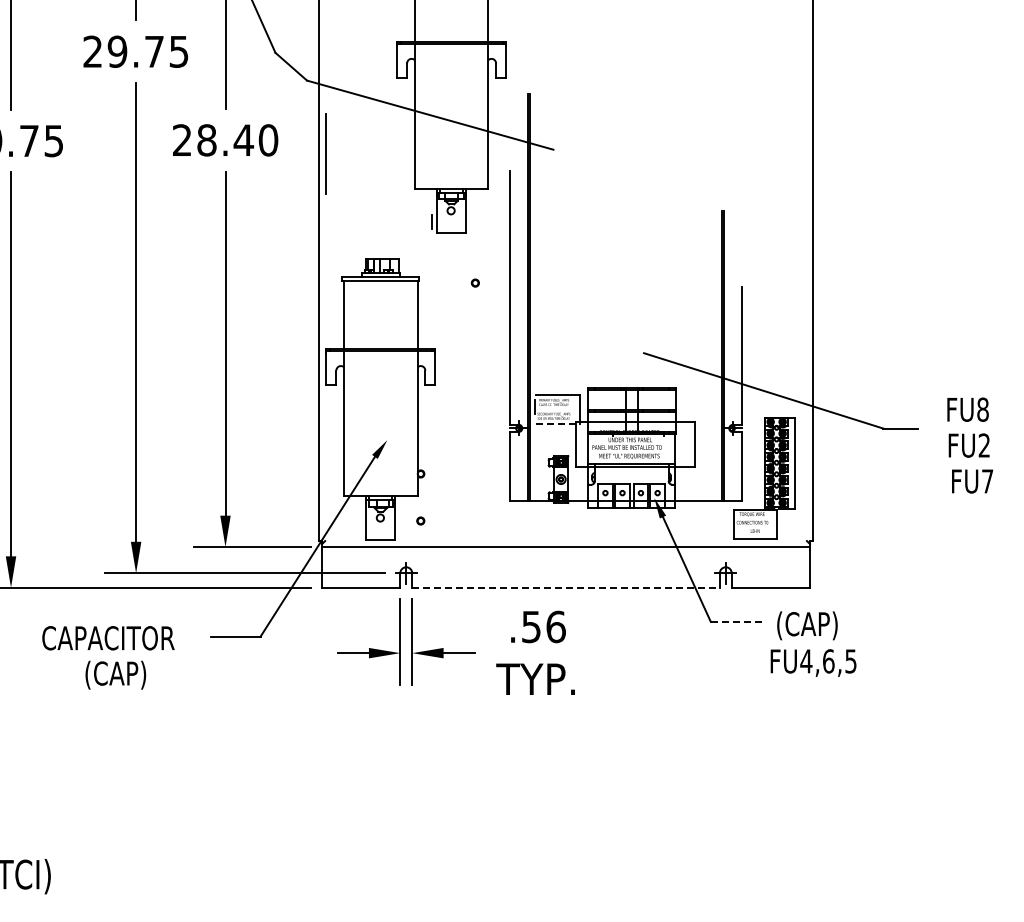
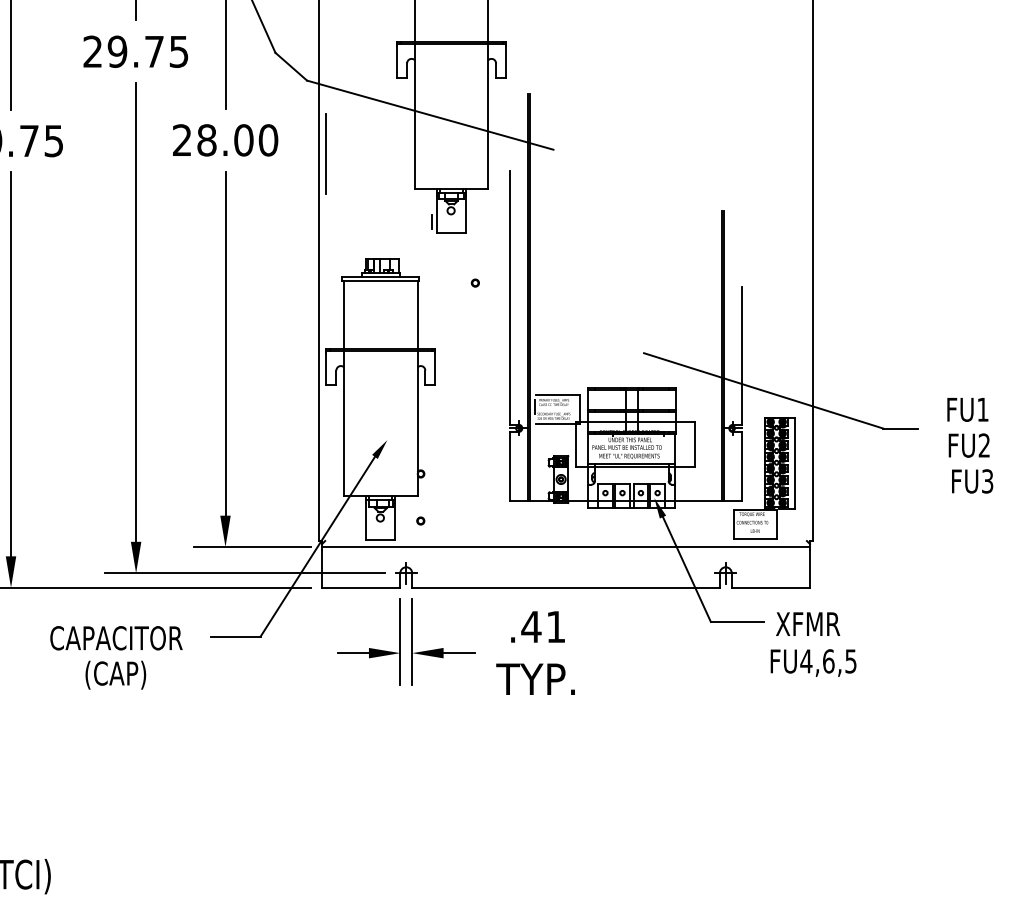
text: 28.40 -> 28.00 (243, 140)
text: FU8 -> FU1 (982, 409)
line: dashed -> solid (557, 424)
text: FU7 -> FU3 (987, 481)
line: dashed -> solid (566, 587)
line: dashed -> solid (737, 621)
text: (CAP) -> XFMR (808, 625)
text: .56 -> .41 (543, 626)
text position: (108, 638) -> (116, 638) (116, 638)
